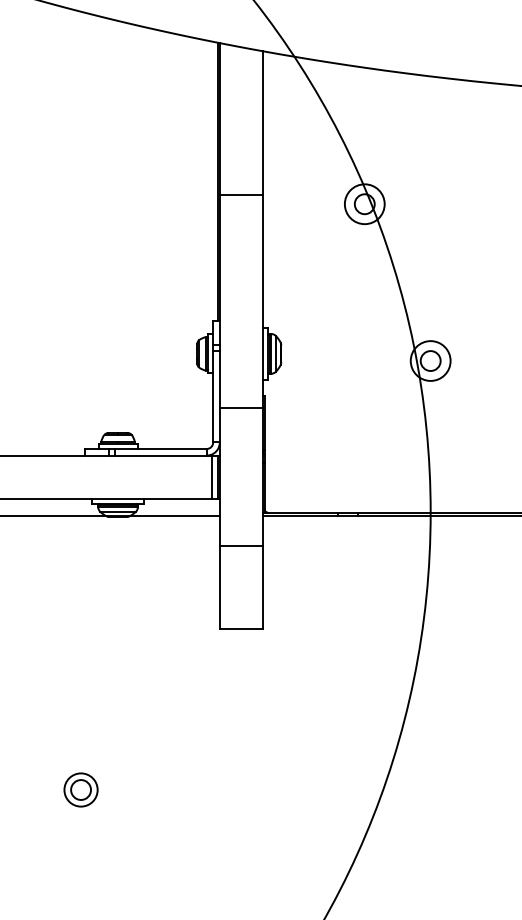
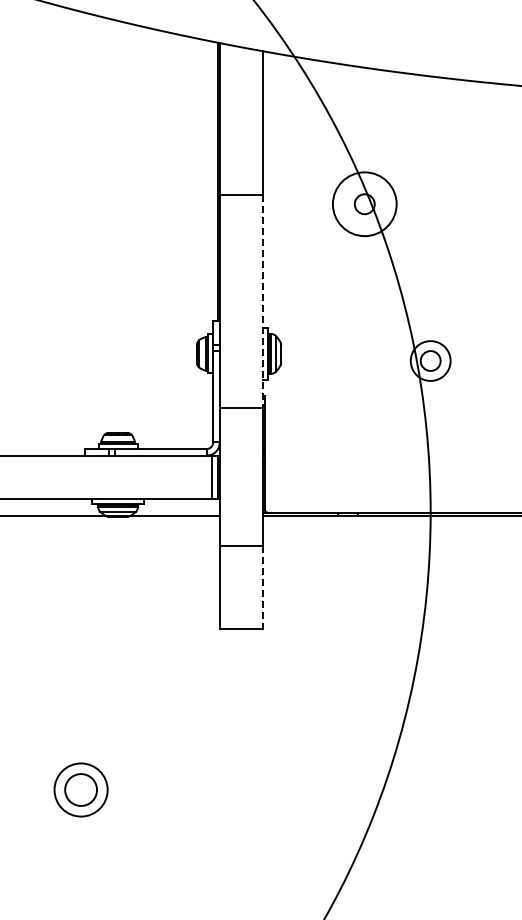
circle diameter: 40 px -> 64 px (364, 204)
line: solid -> dashed (263, 301)
line: solid -> dashed (263, 587)
part size: 36x36 px -> 56x56 px (80, 789)
